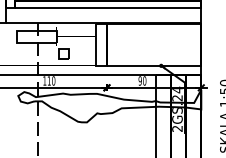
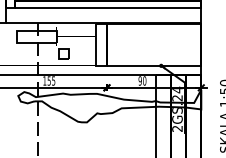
text: 110 -> 155 (51, 80)
